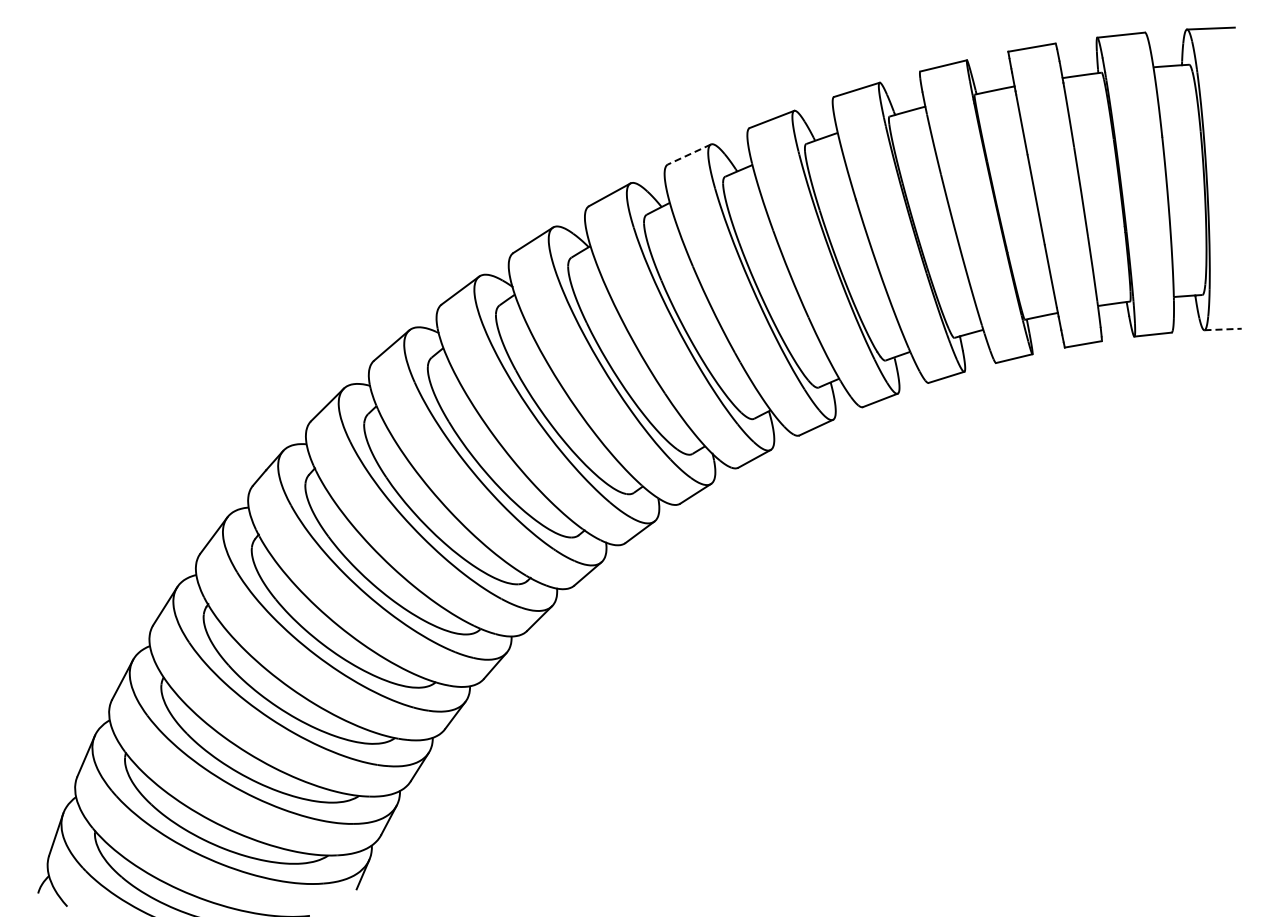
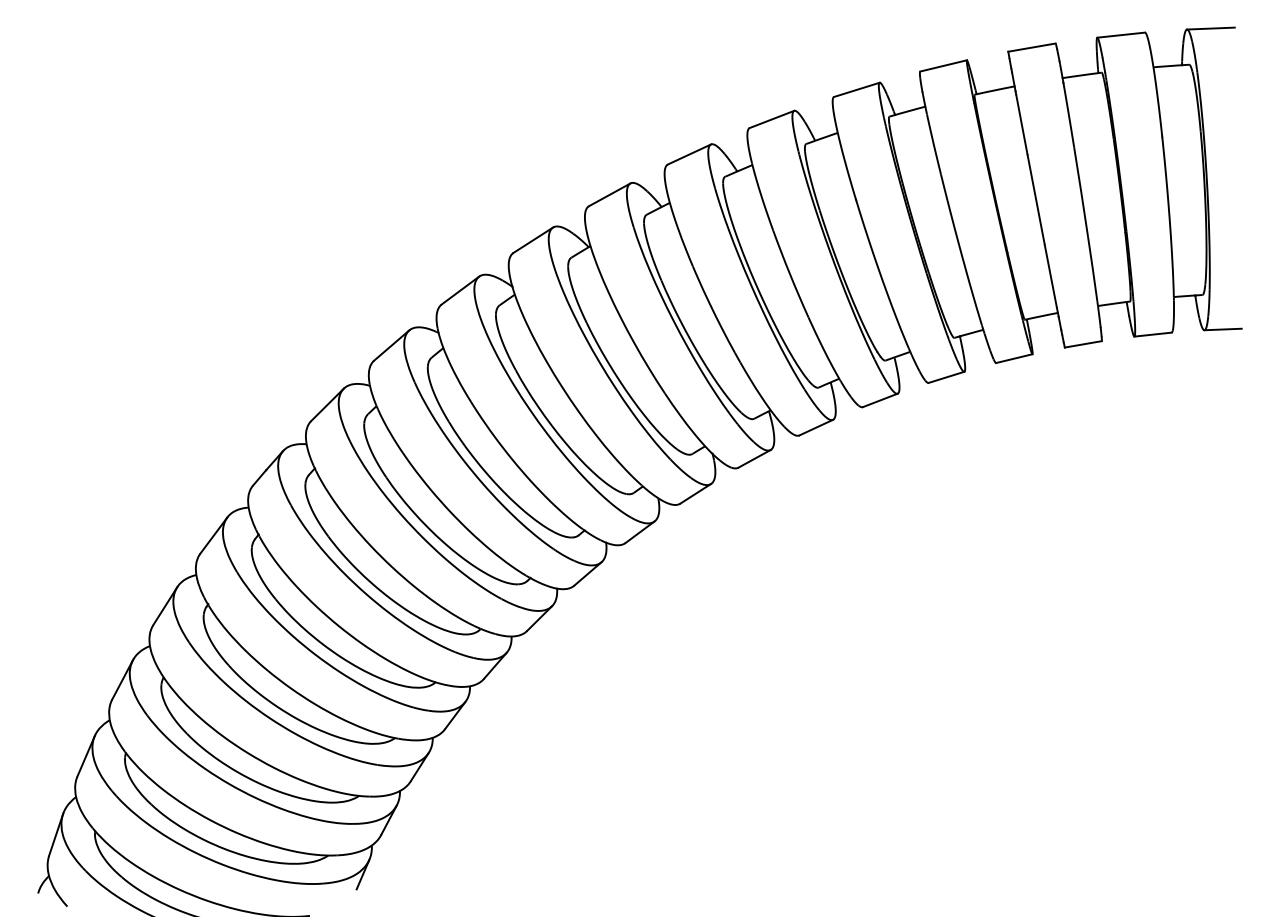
line: dashed -> solid (689, 154)
line: dashed -> solid (1223, 329)
